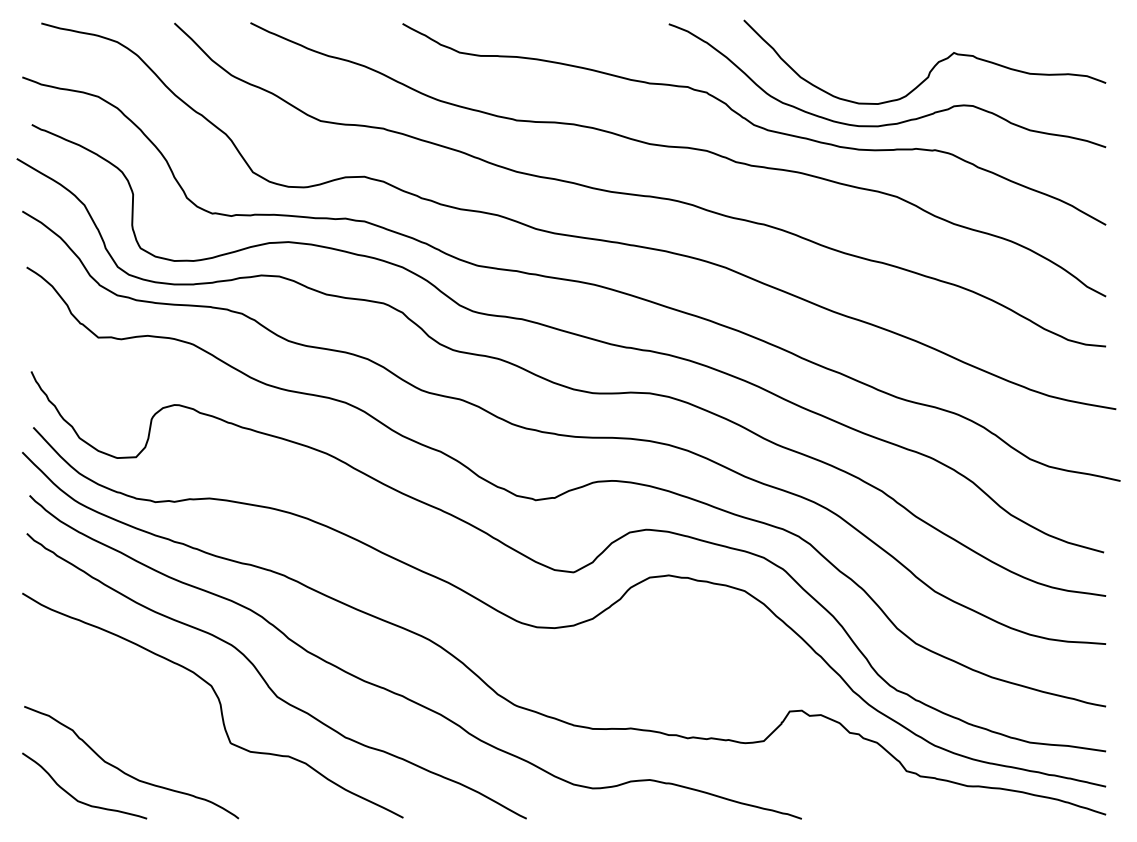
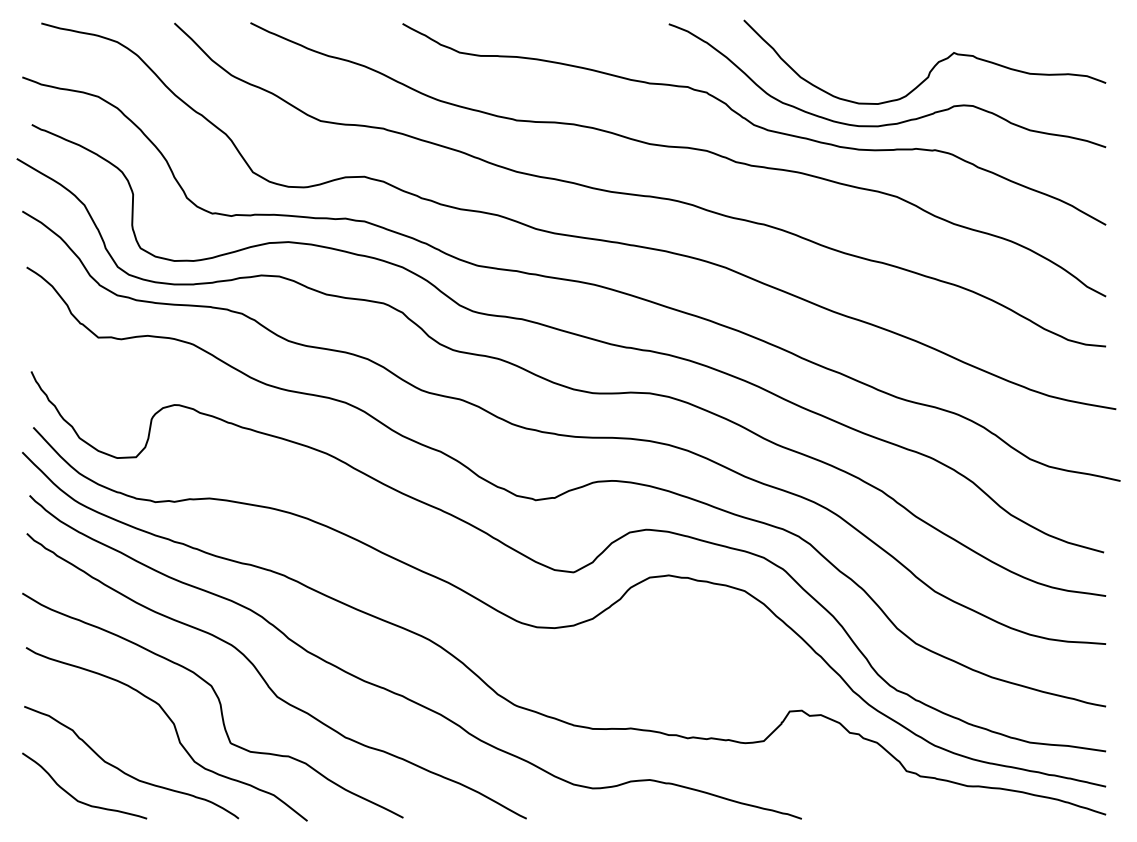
curve: none -> present (175, 732)
